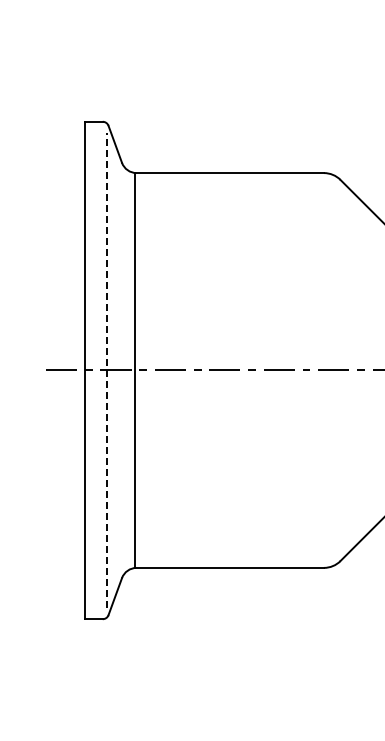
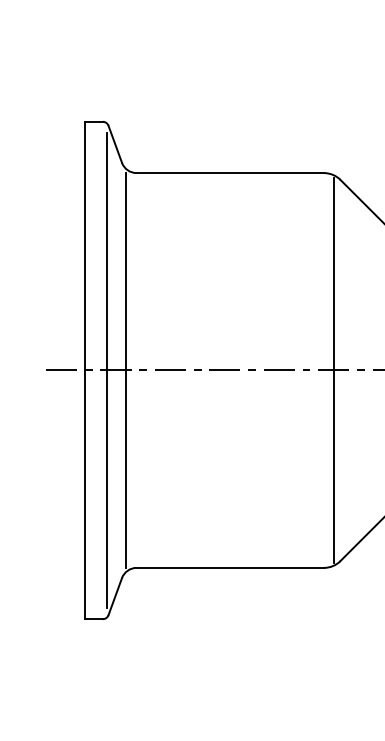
line: dashed -> solid (107, 370)
line position: (134, 370) -> (125, 370) (125, 370)
line: none -> present (333, 370)
